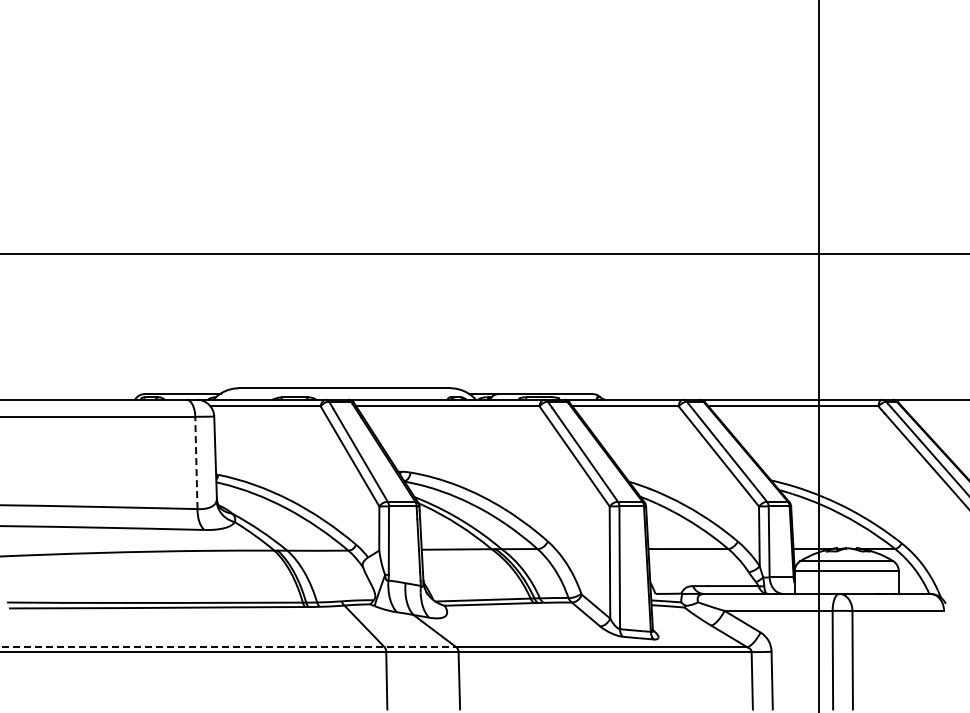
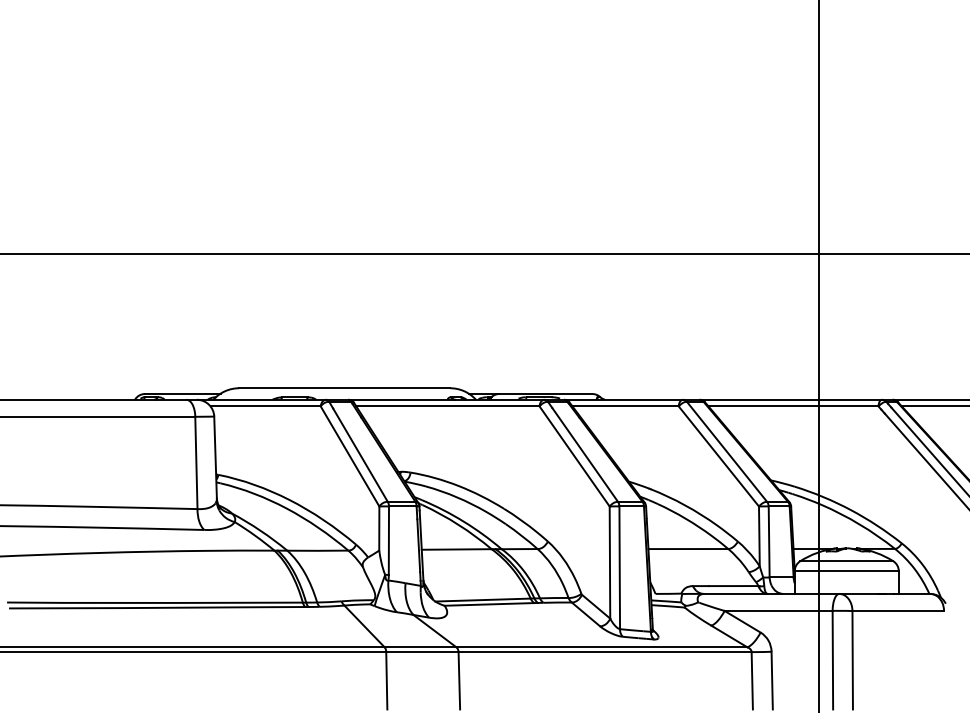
line: none -> present (933, 406)
line: dashed -> solid (196, 462)
line: dashed -> solid (228, 647)
